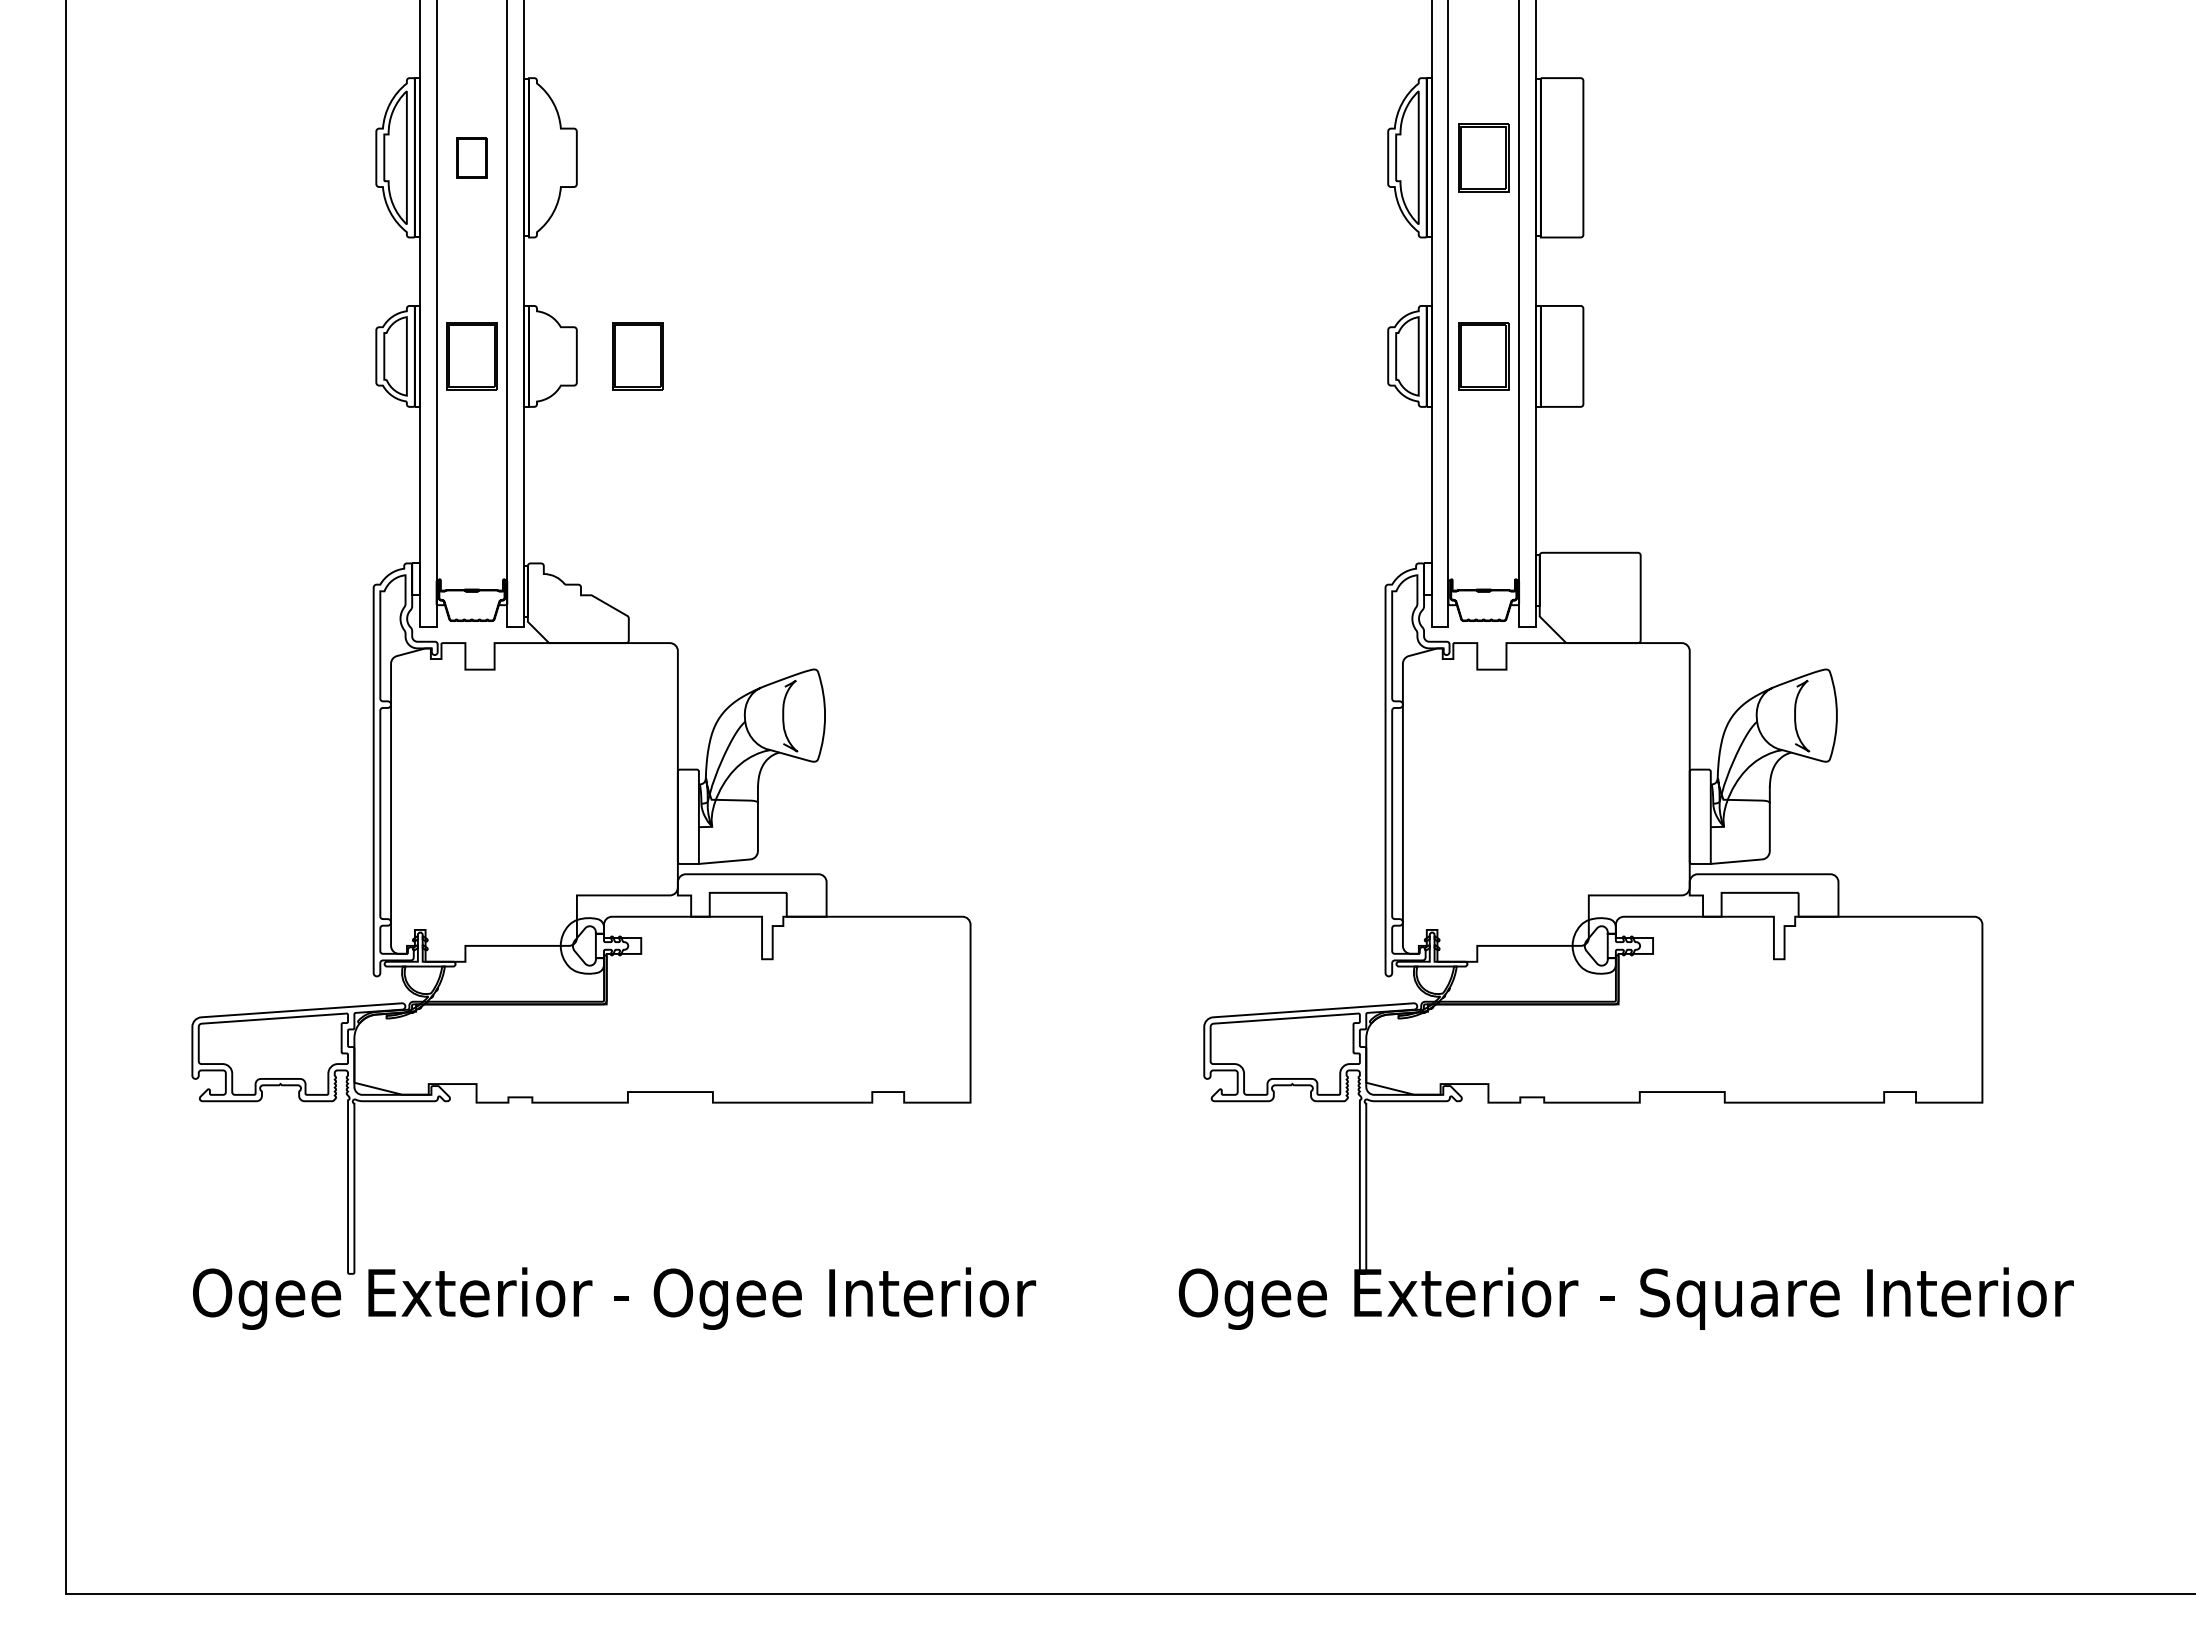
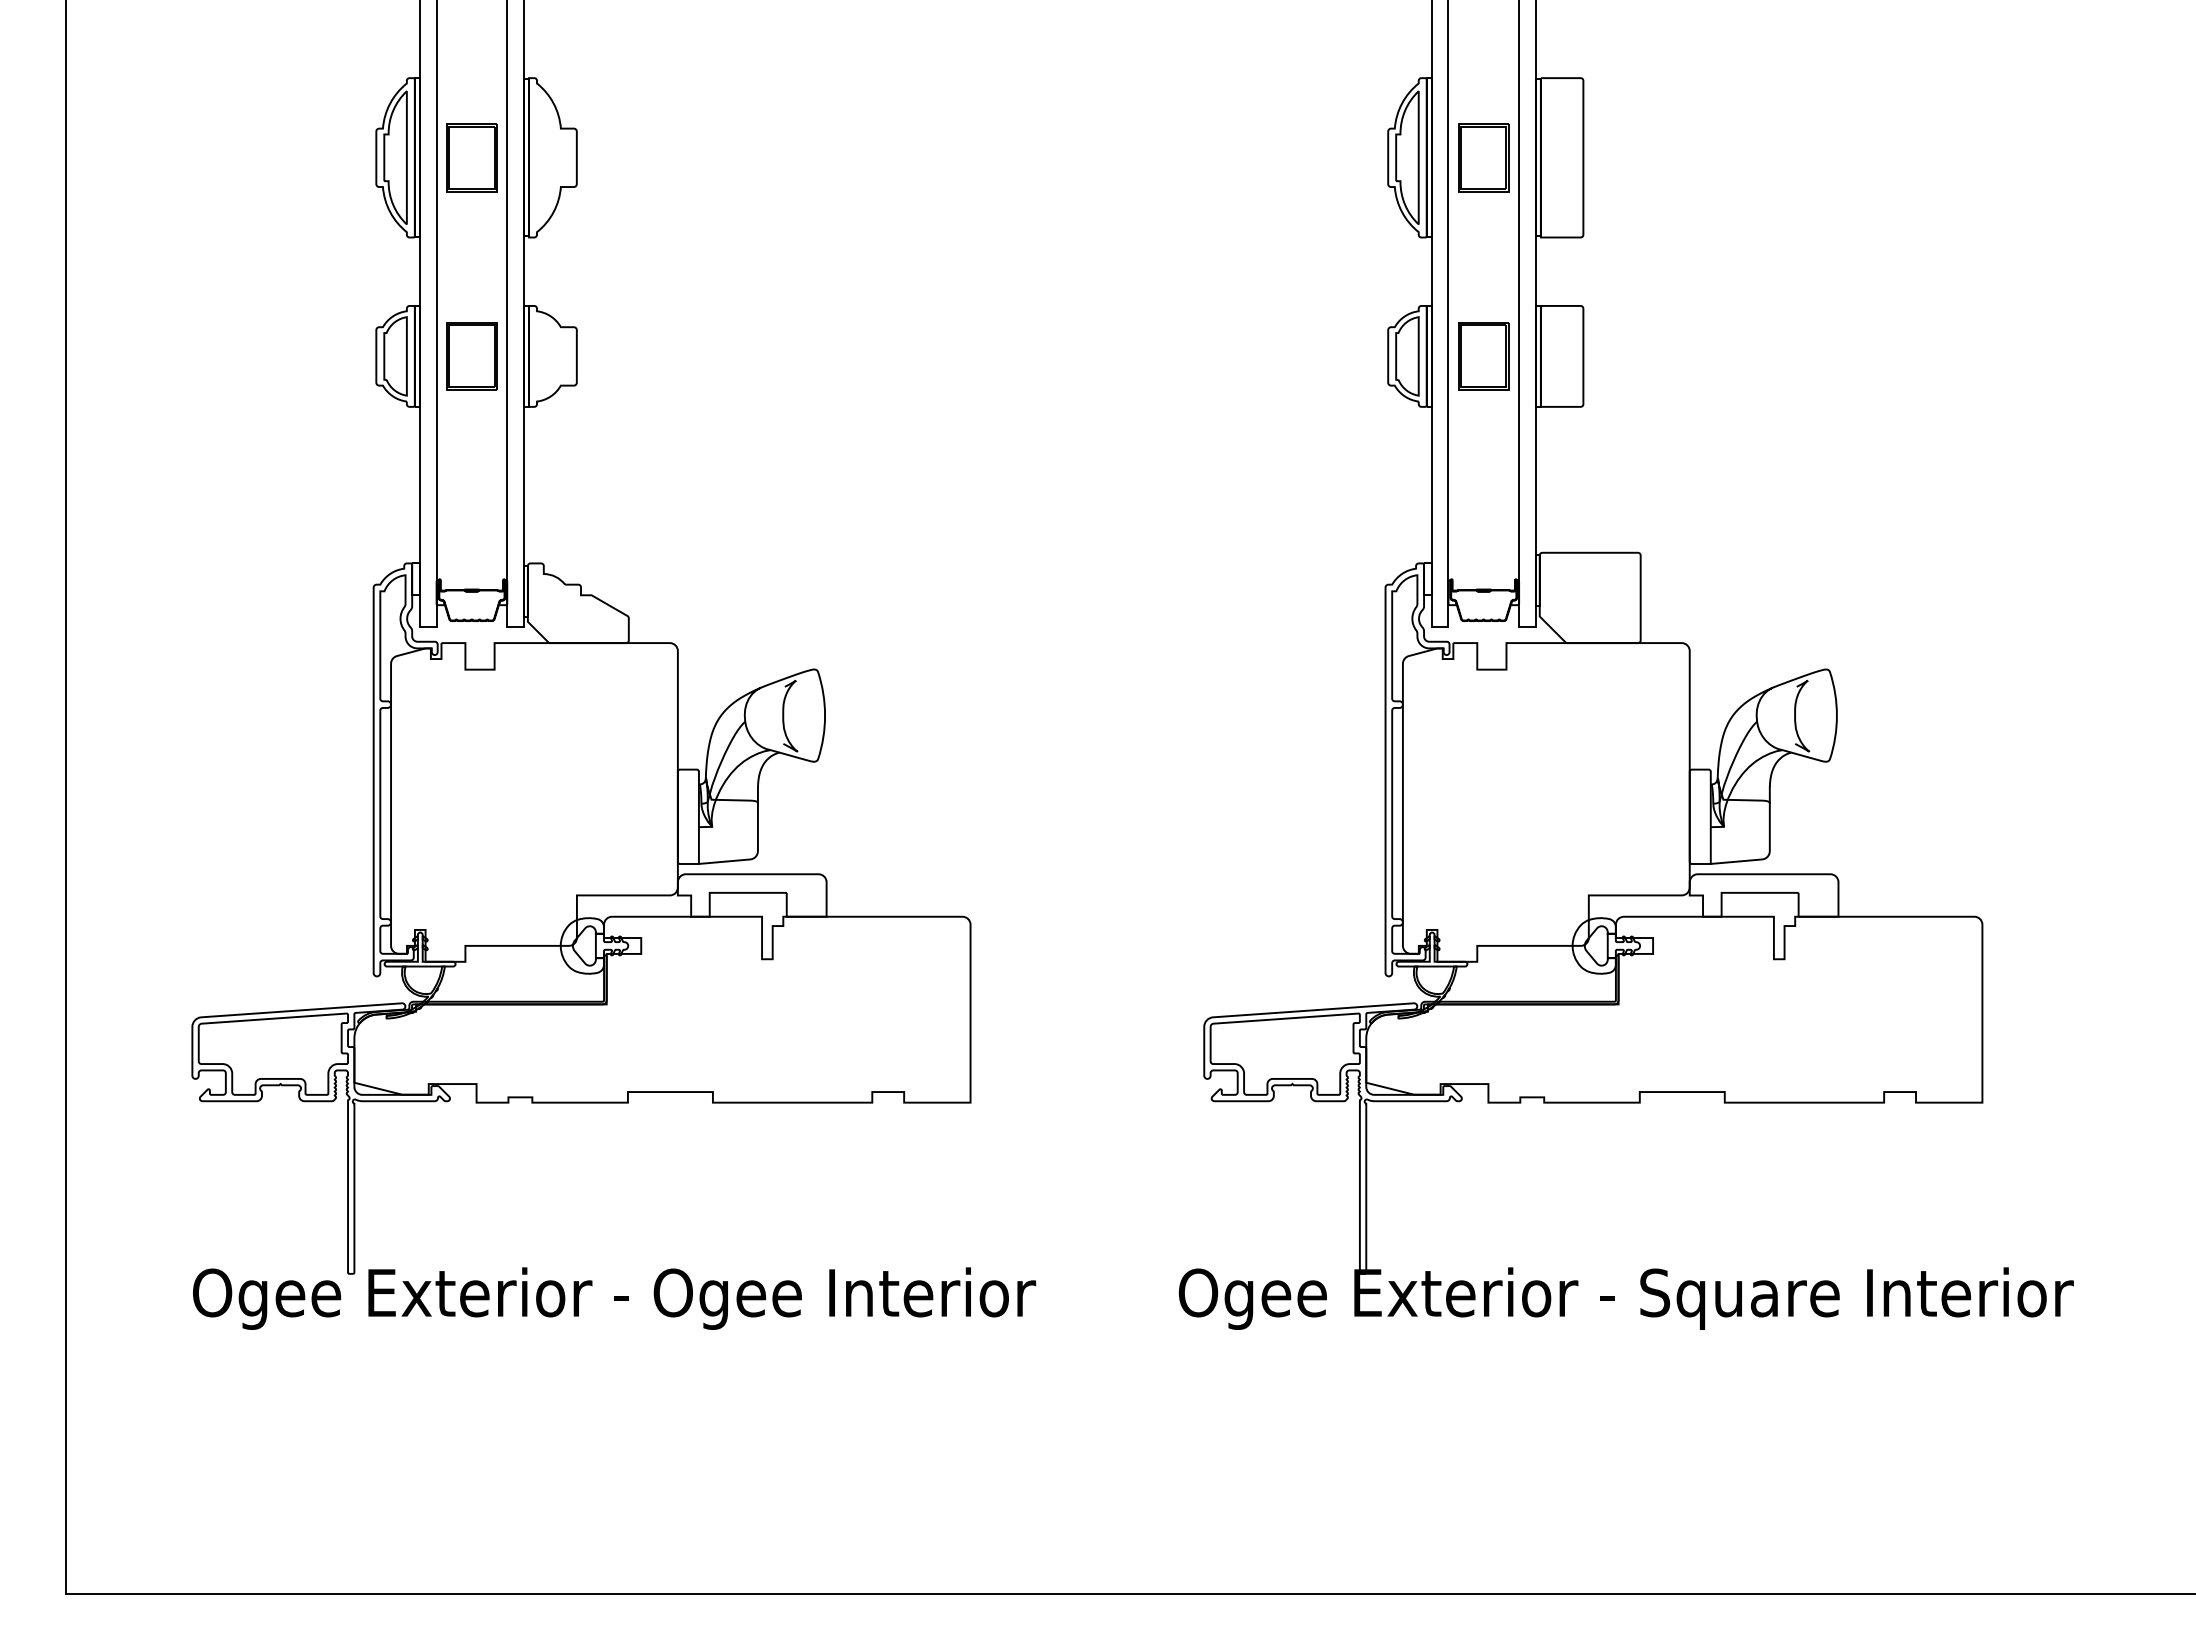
part size: 32x42 px -> 52x70 px (471, 157)
part: present -> none (637, 356)
